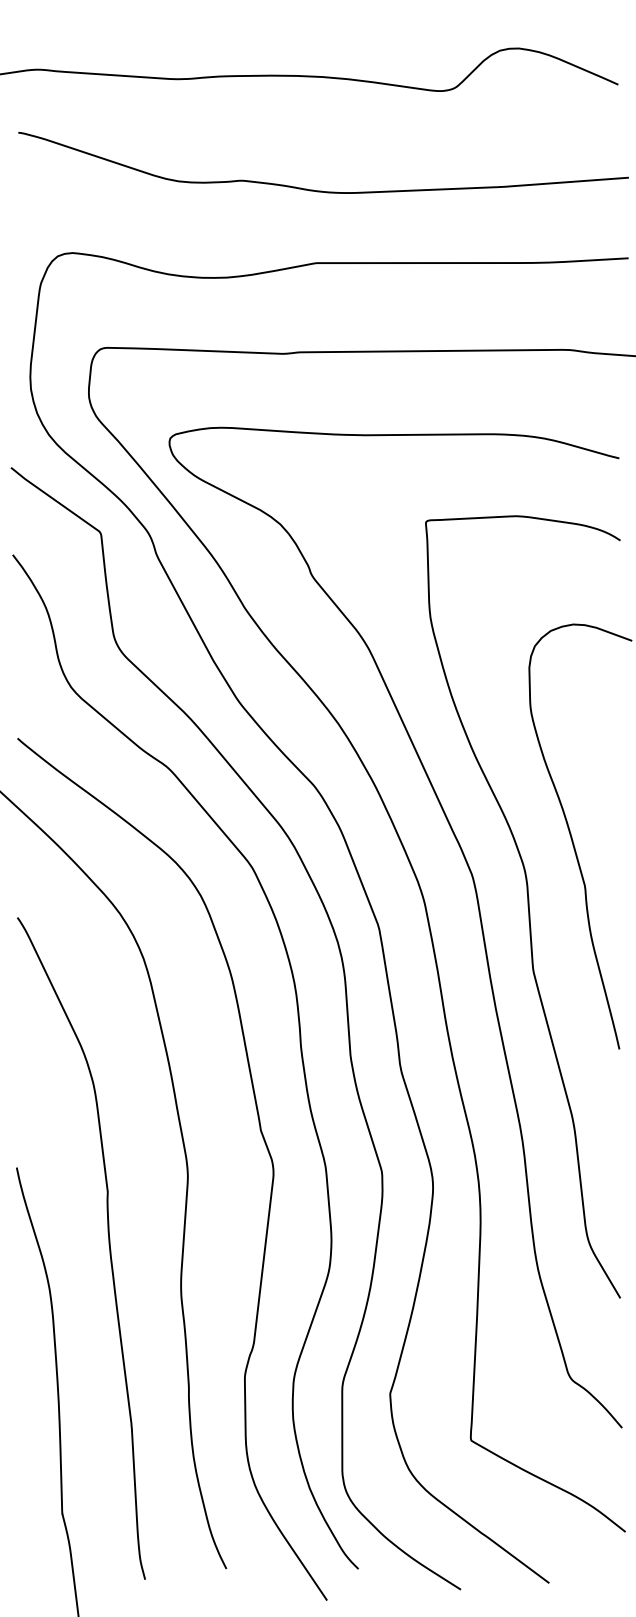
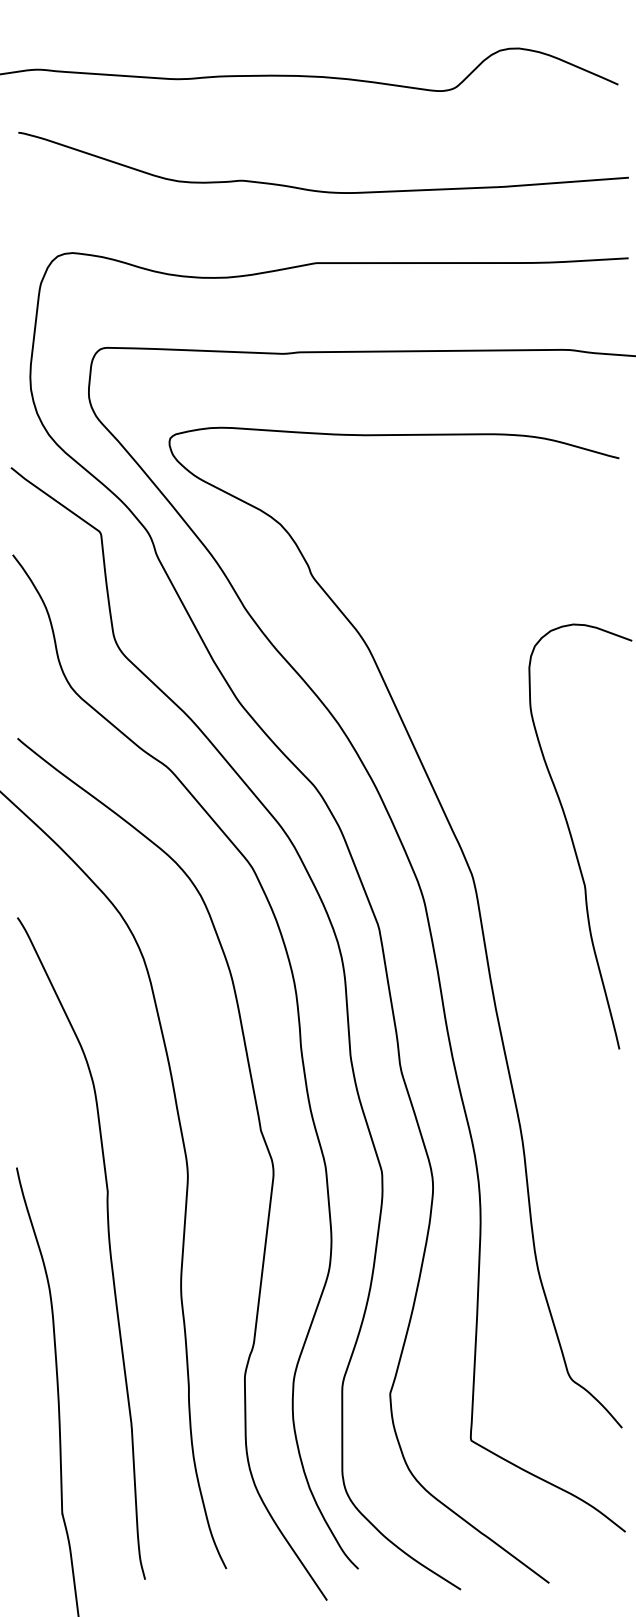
curve: present -> none (527, 906)
